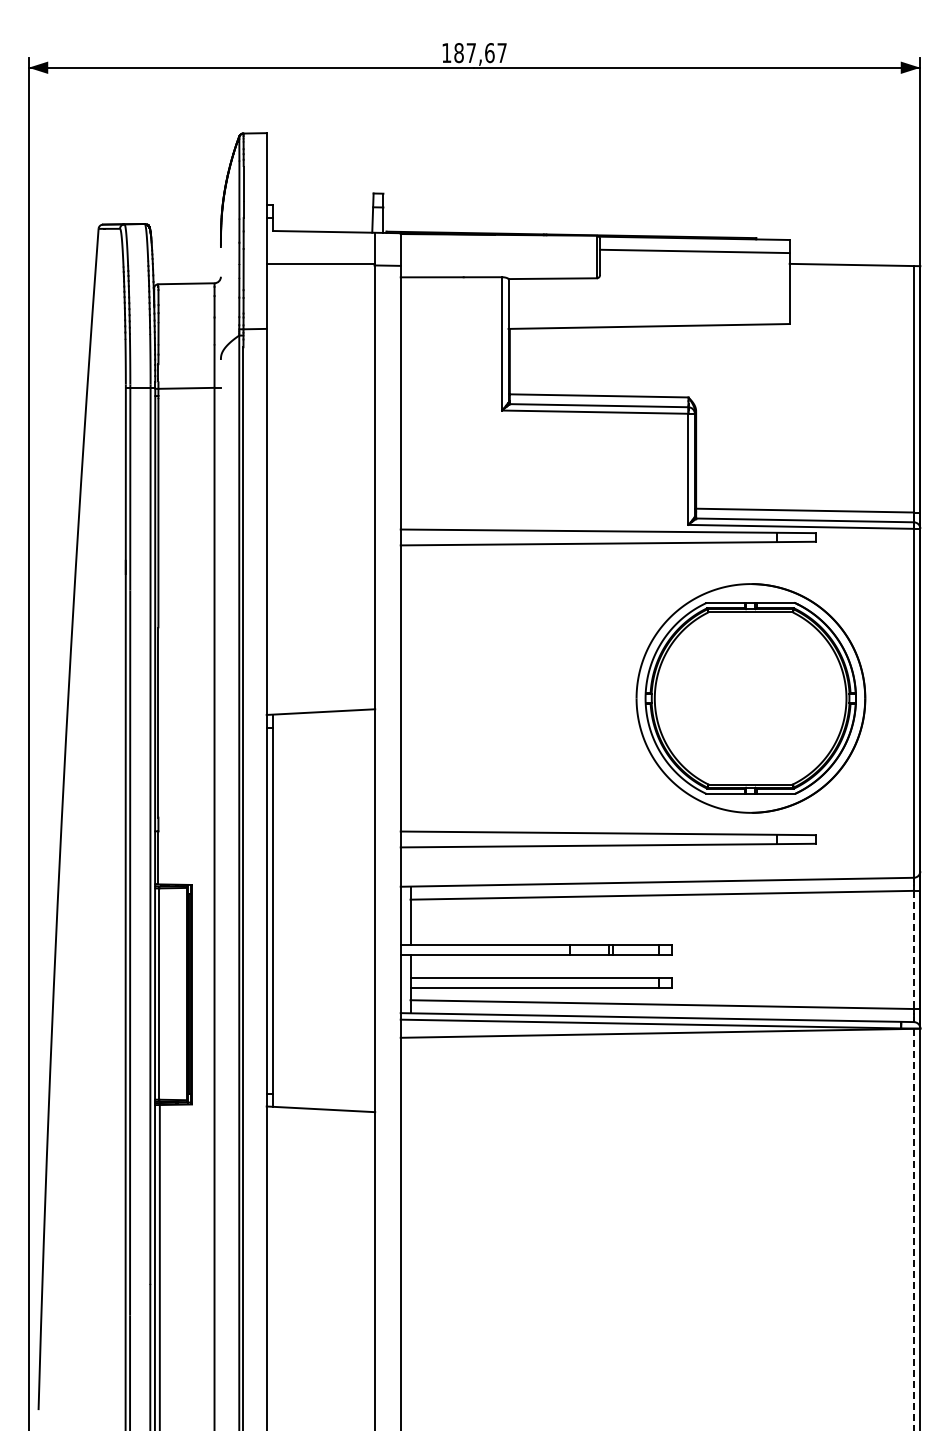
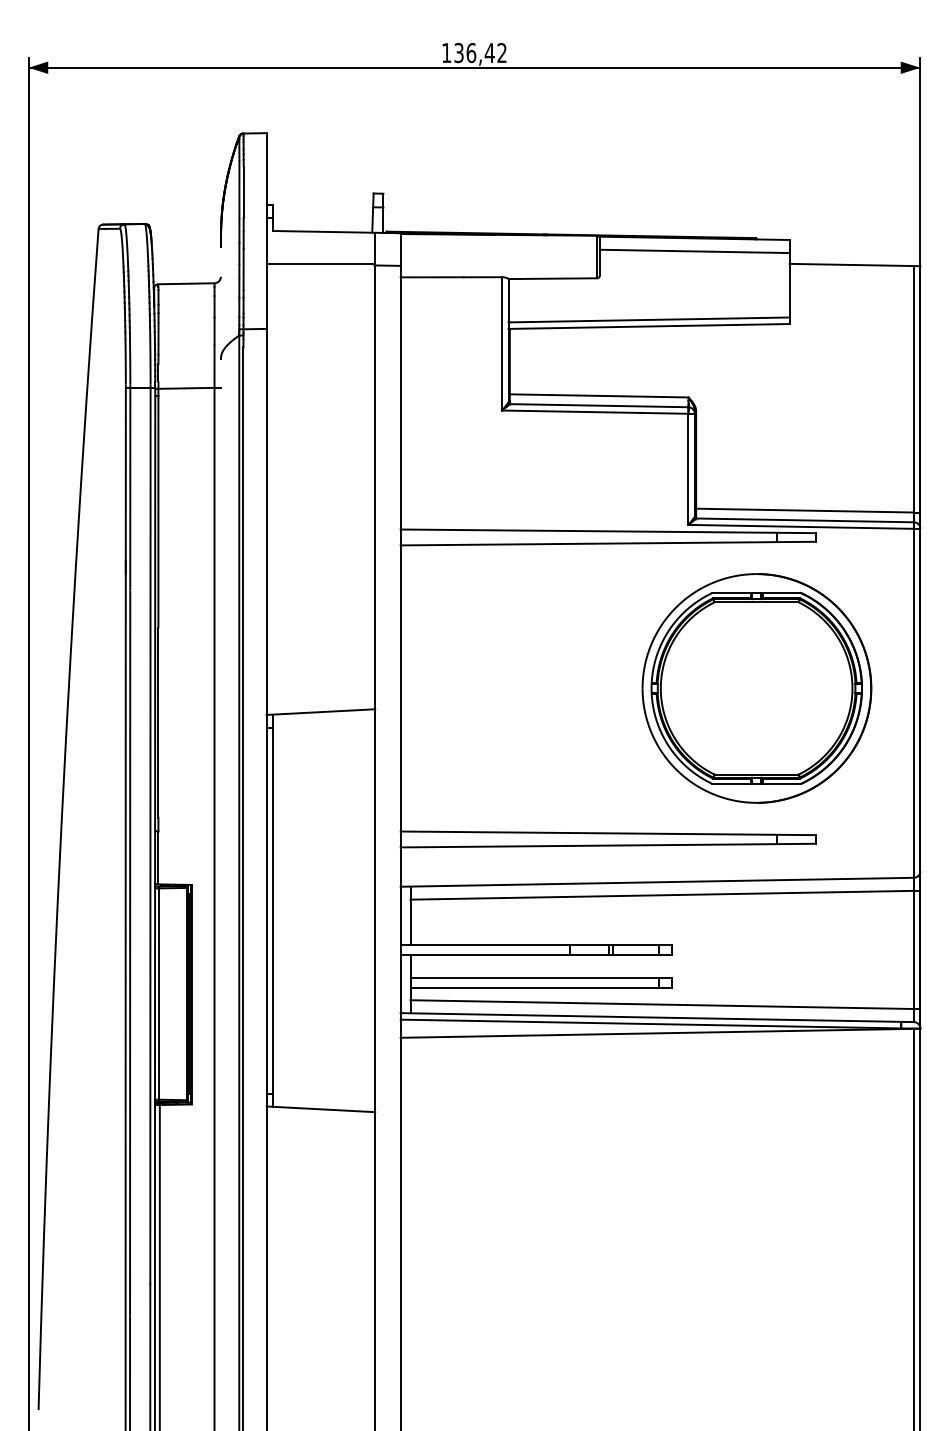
text: 187,67 -> 136,42 (480, 53)
line: none -> present (648, 319)
part position: (750, 698) -> (756, 688) (756, 688)
line: dashed -> solid (913, 950)
line: dashed -> solid (913, 1229)
